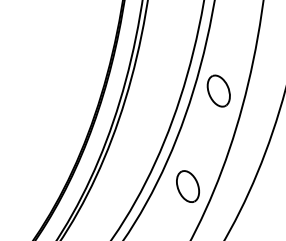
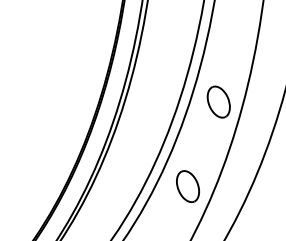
part position: (218, 90) -> (218, 101) (218, 101)
